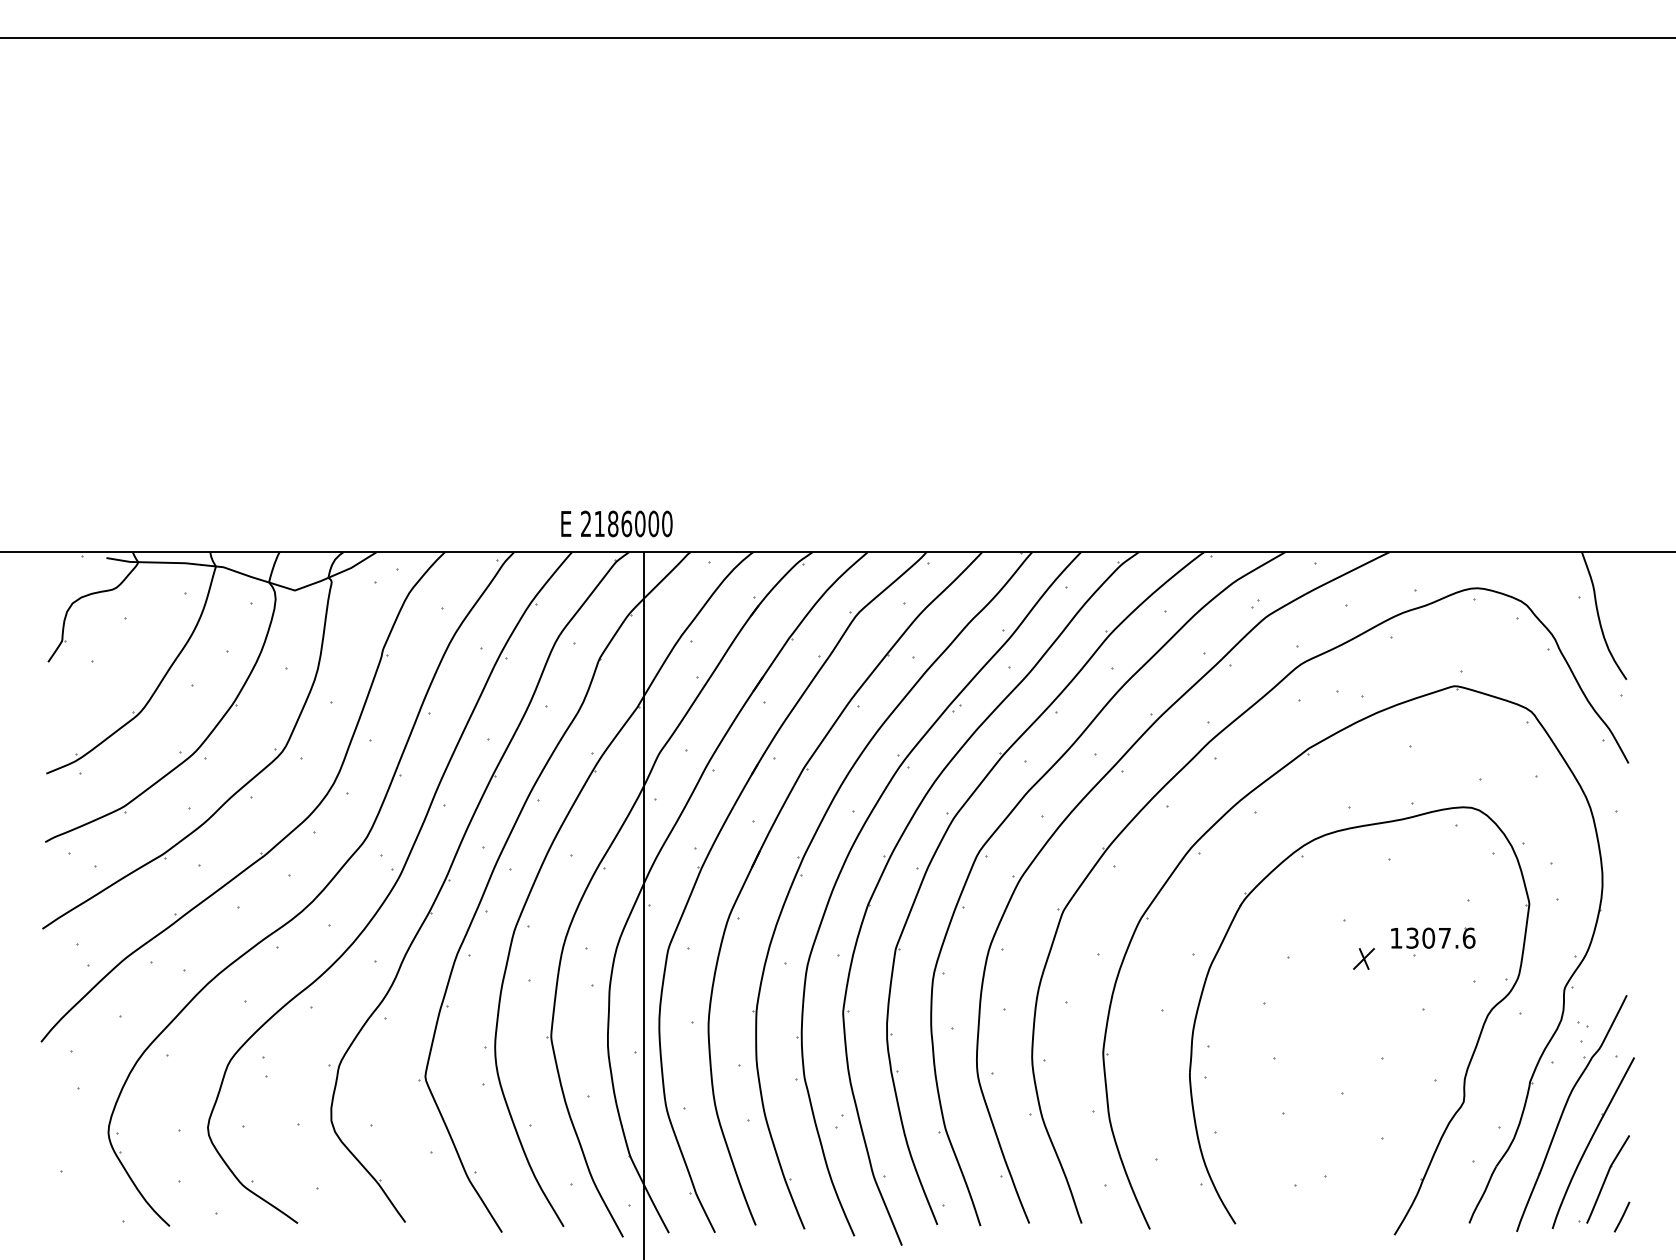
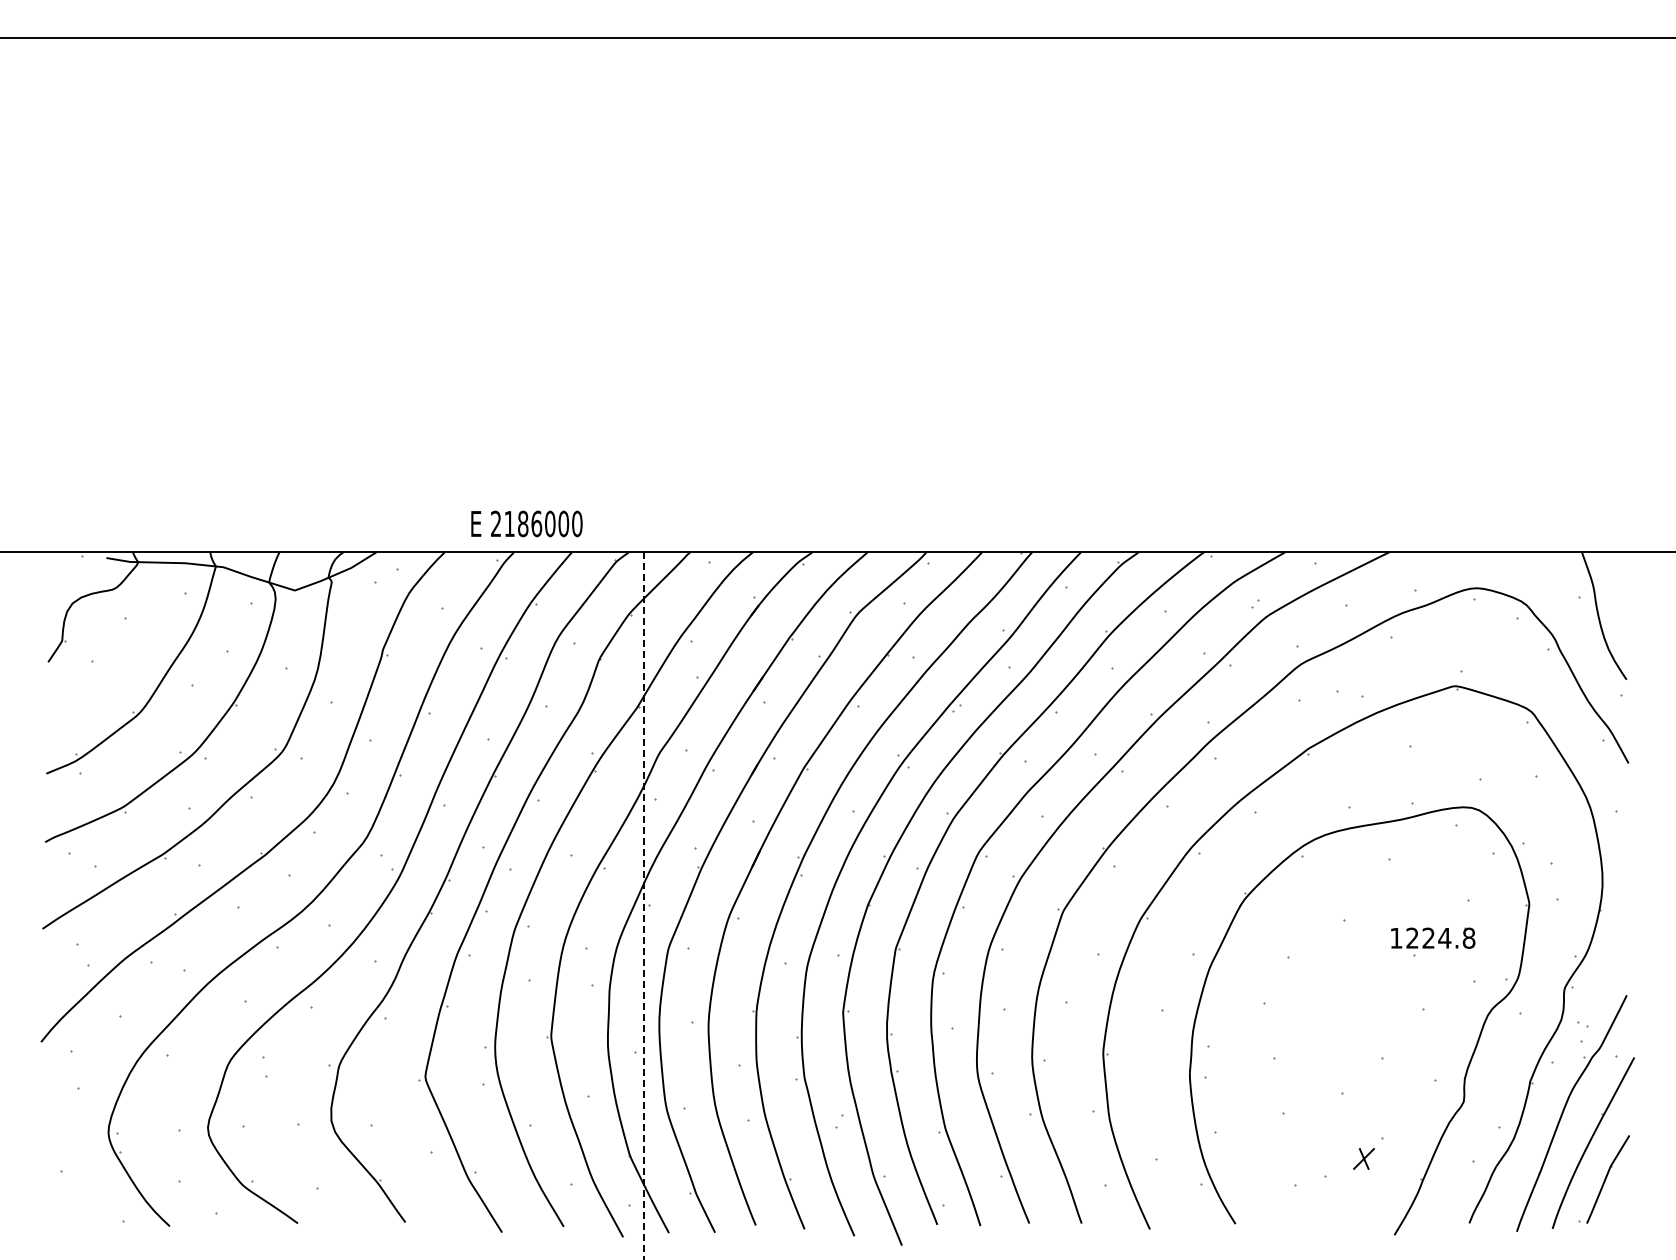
text position: (616, 523) -> (526, 523) (526, 523)
line: solid -> dashed (643, 906)
text: 1307.6 -> 1224.8 (1440, 937)
part position: (1363, 958) -> (1363, 1158) (1363, 1158)
line: present -> none (1621, 1216)
